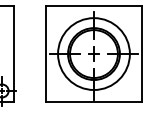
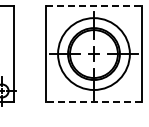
line: solid -> dashed (93, 6)
line: solid -> dashed (93, 101)
